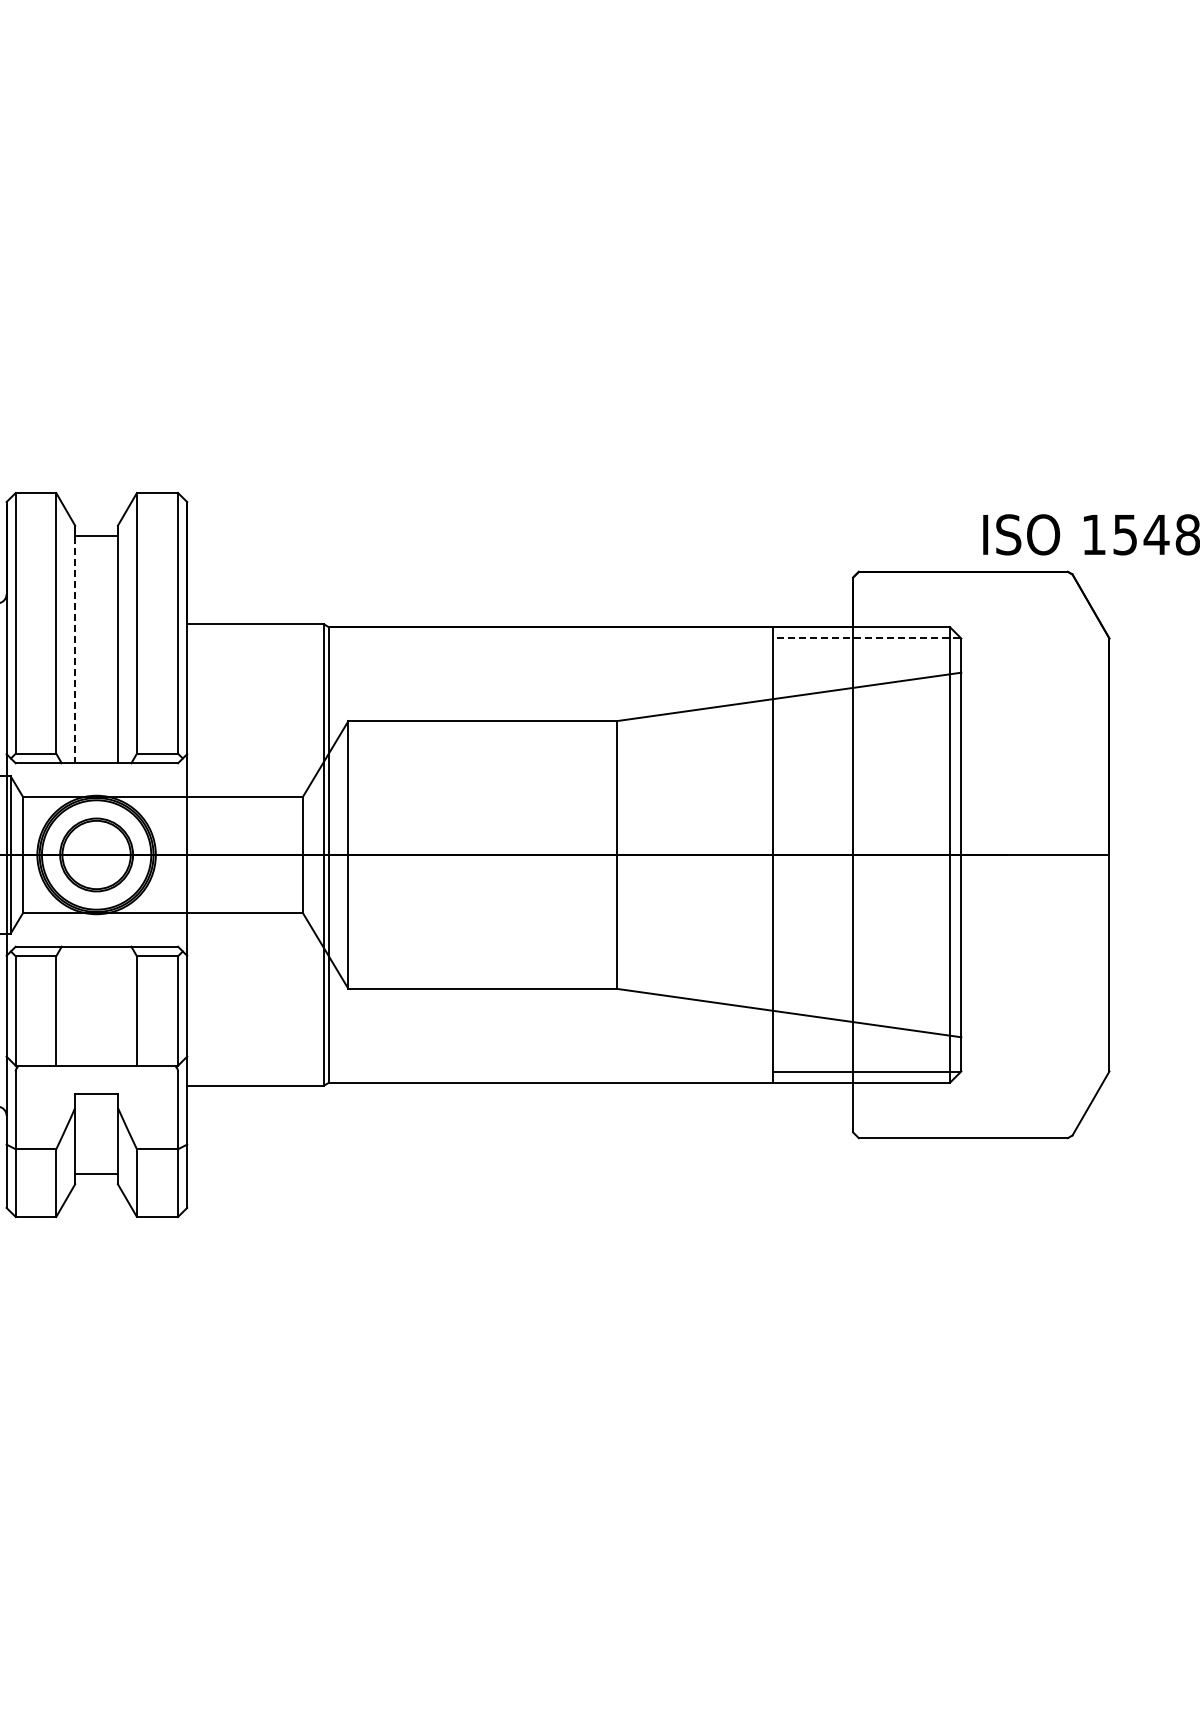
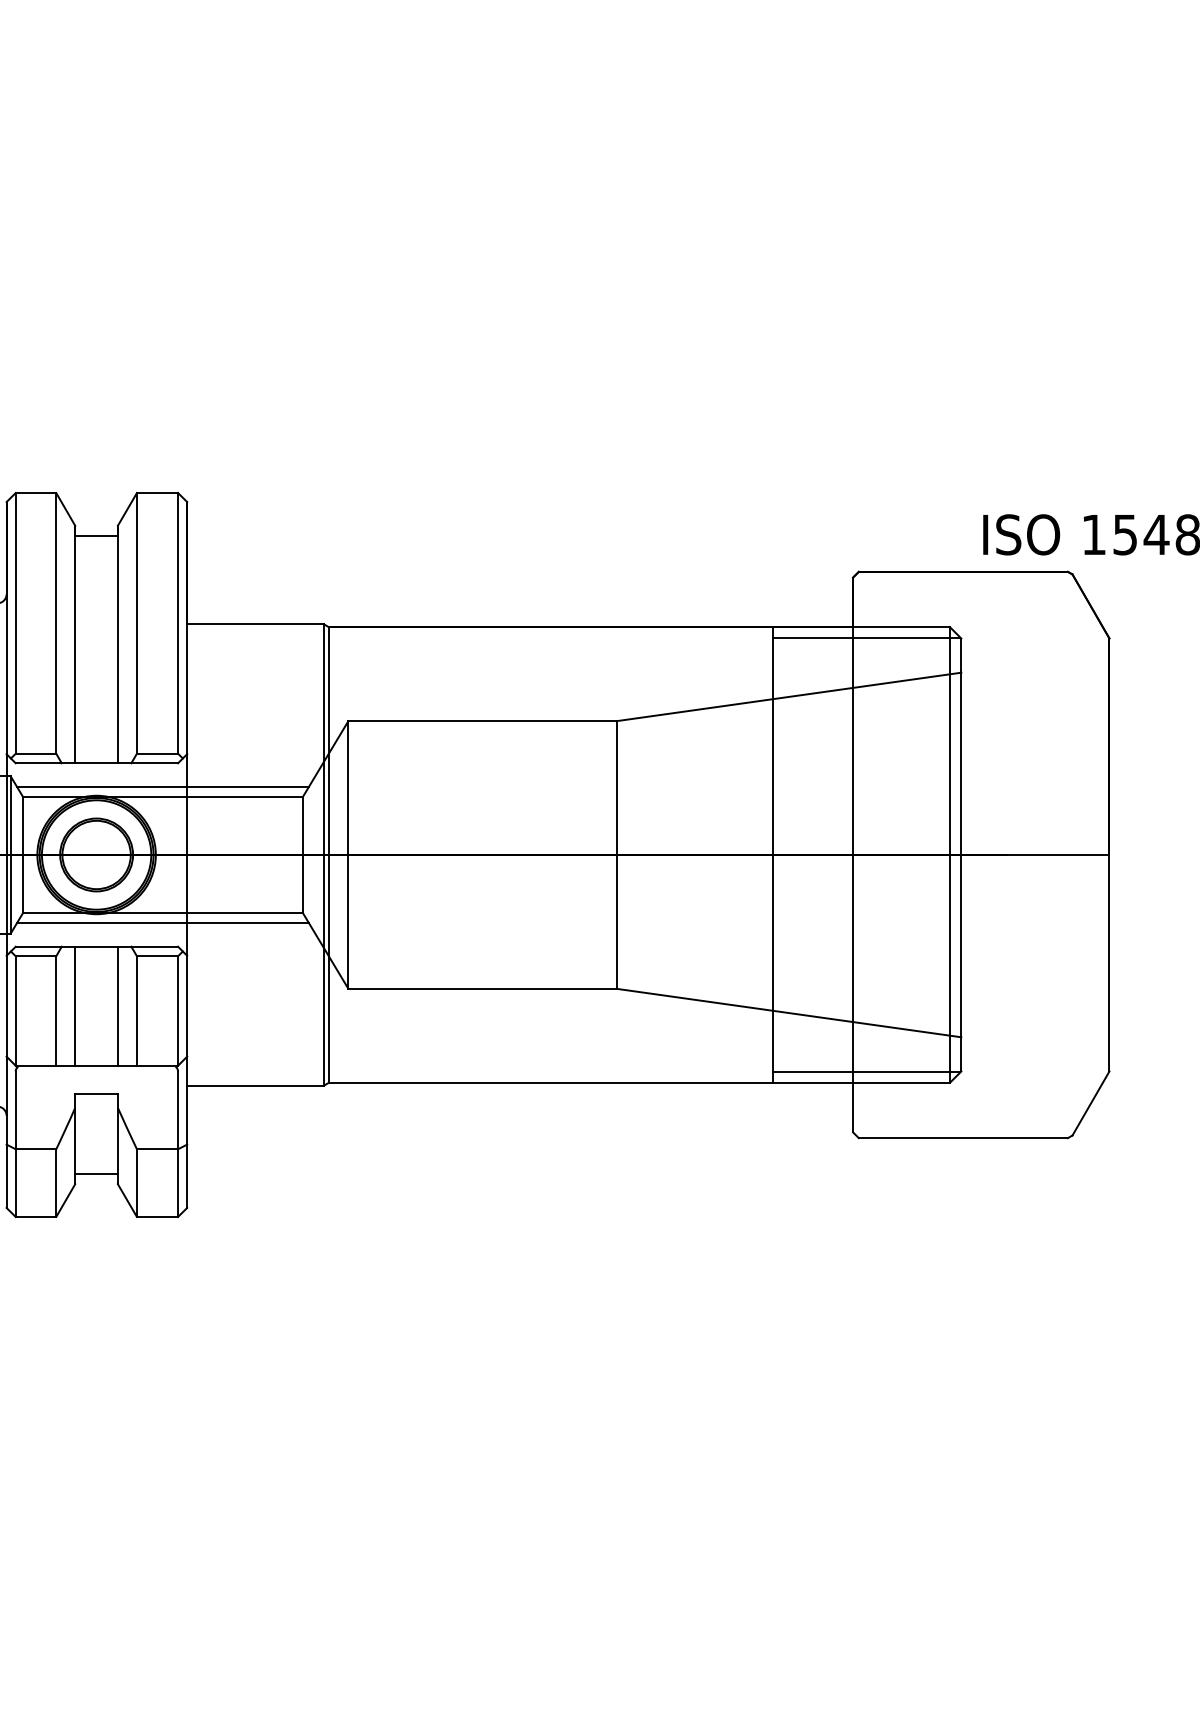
line: dashed -> solid (866, 637)
line: dashed -> solid (75, 644)
line: none -> present (162, 786)
line: none -> present (162, 923)
line: none -> present (75, 1005)
line: none -> present (117, 1005)
